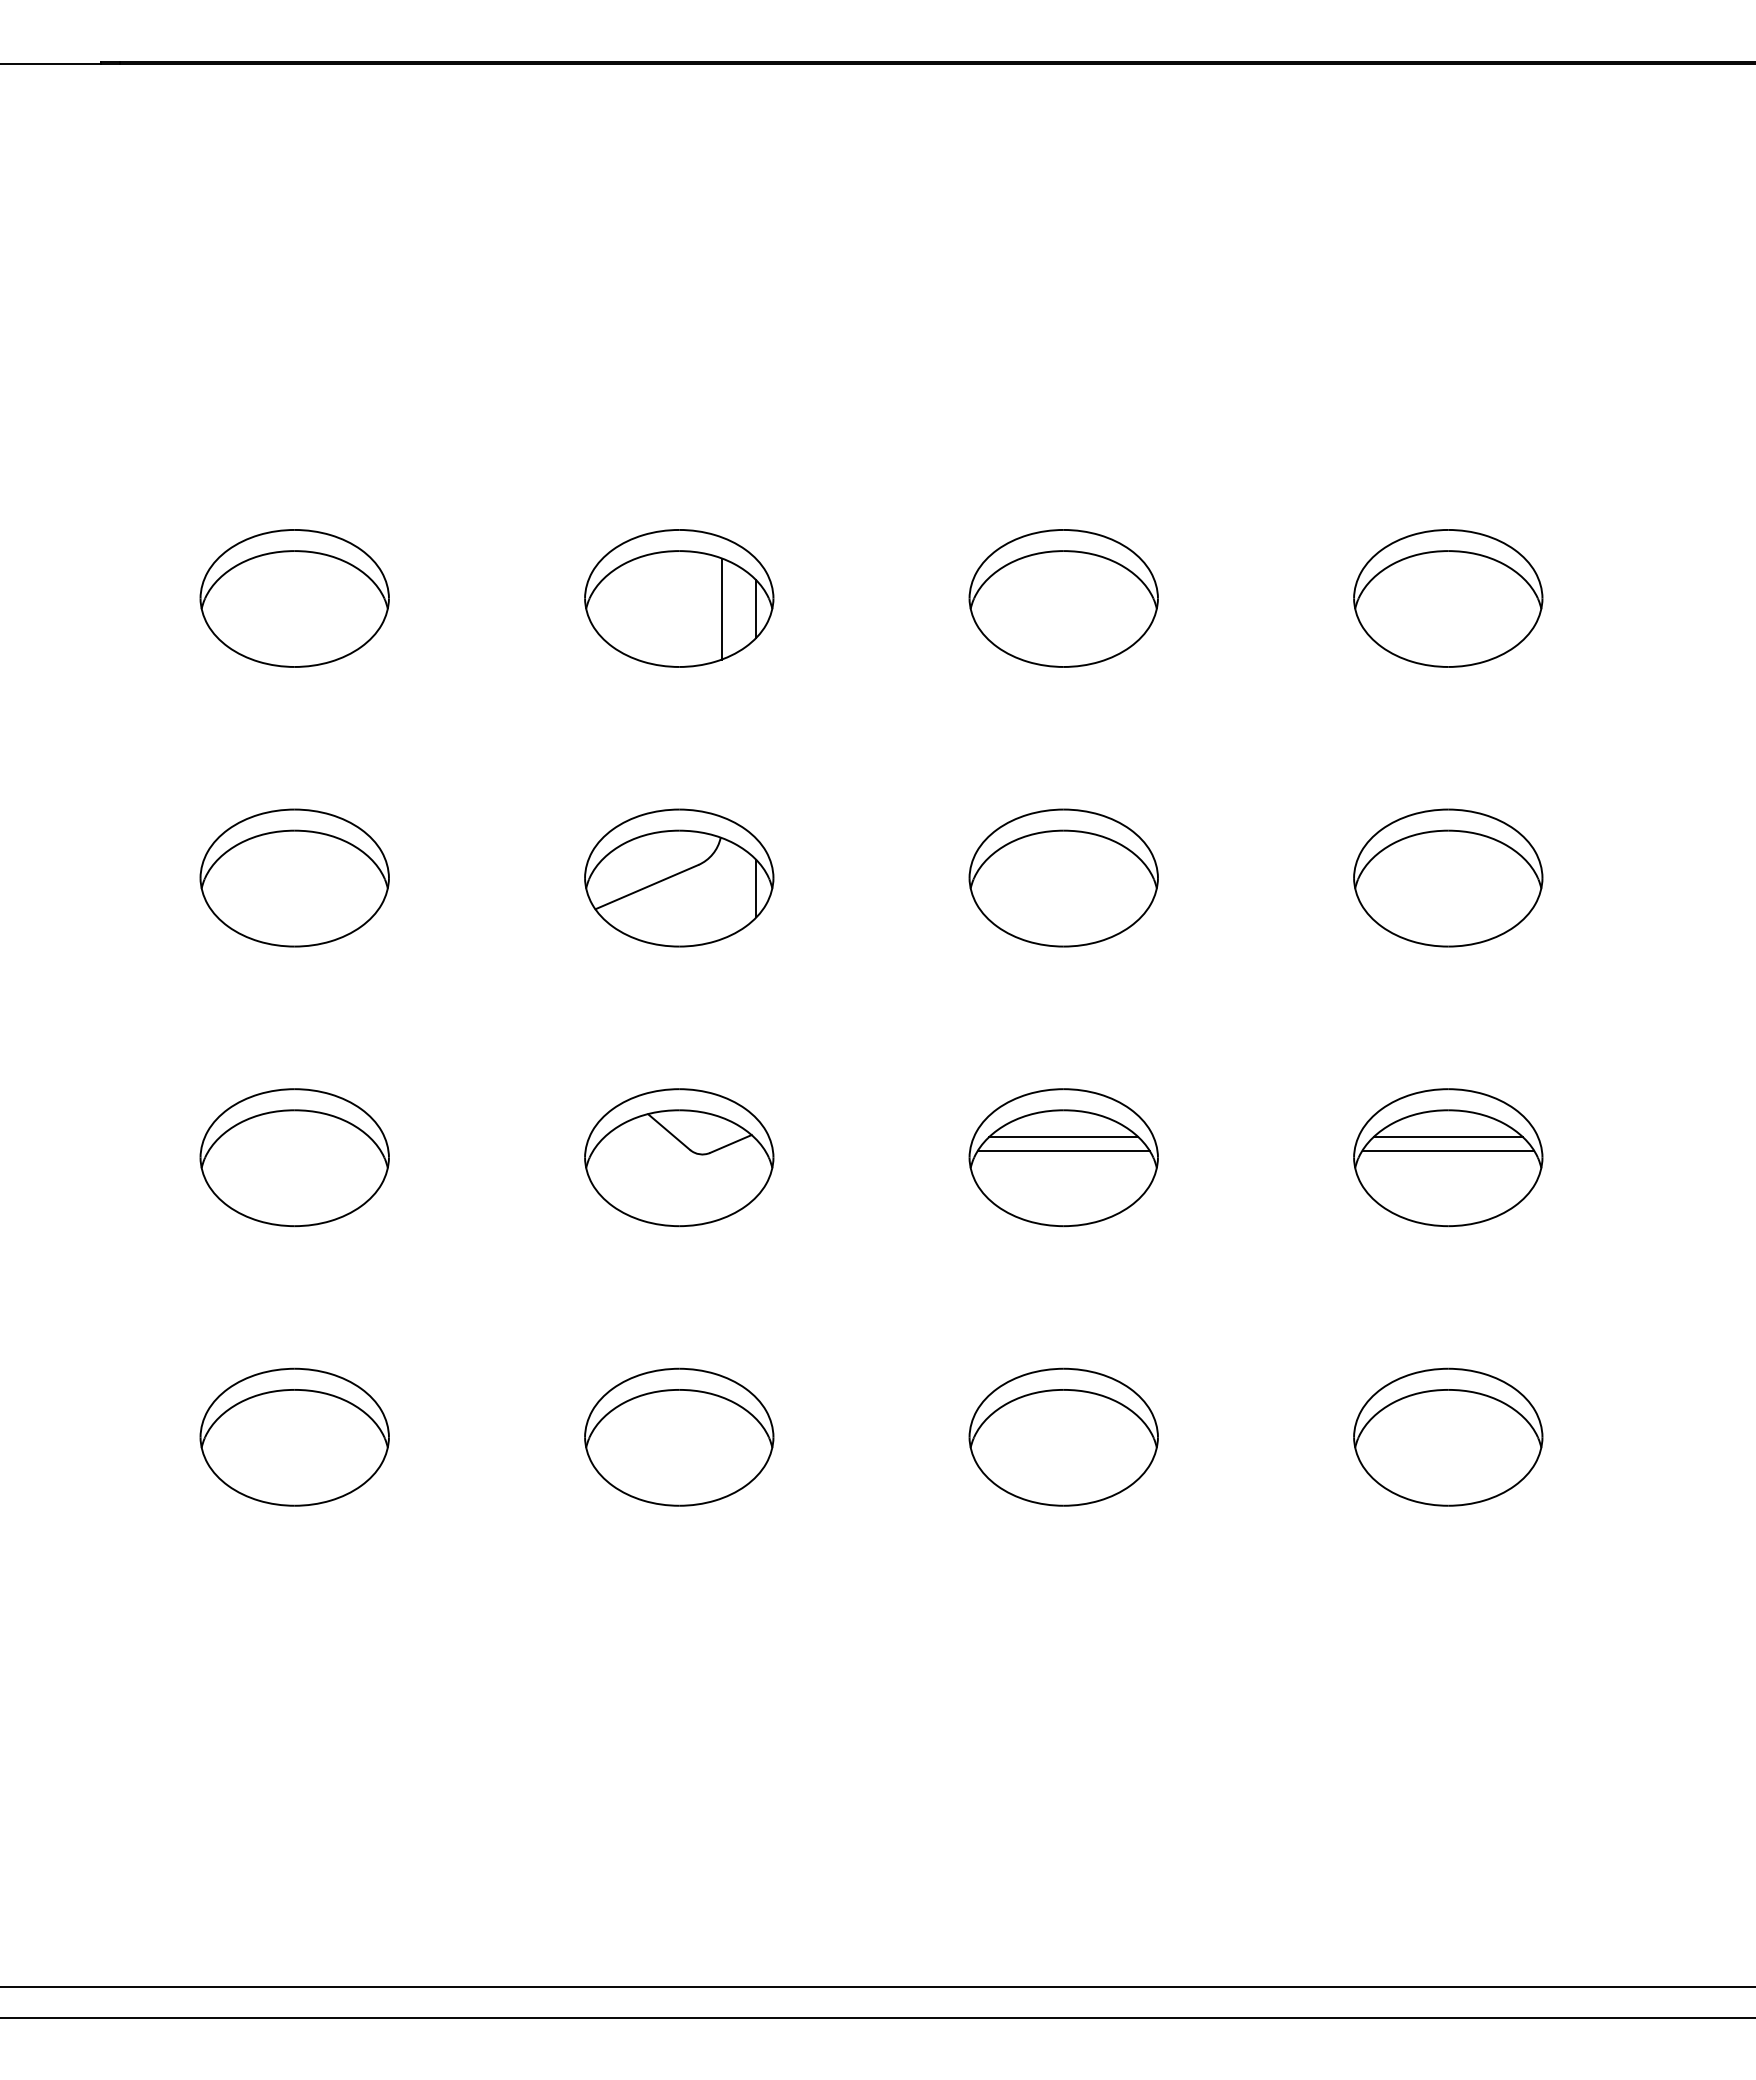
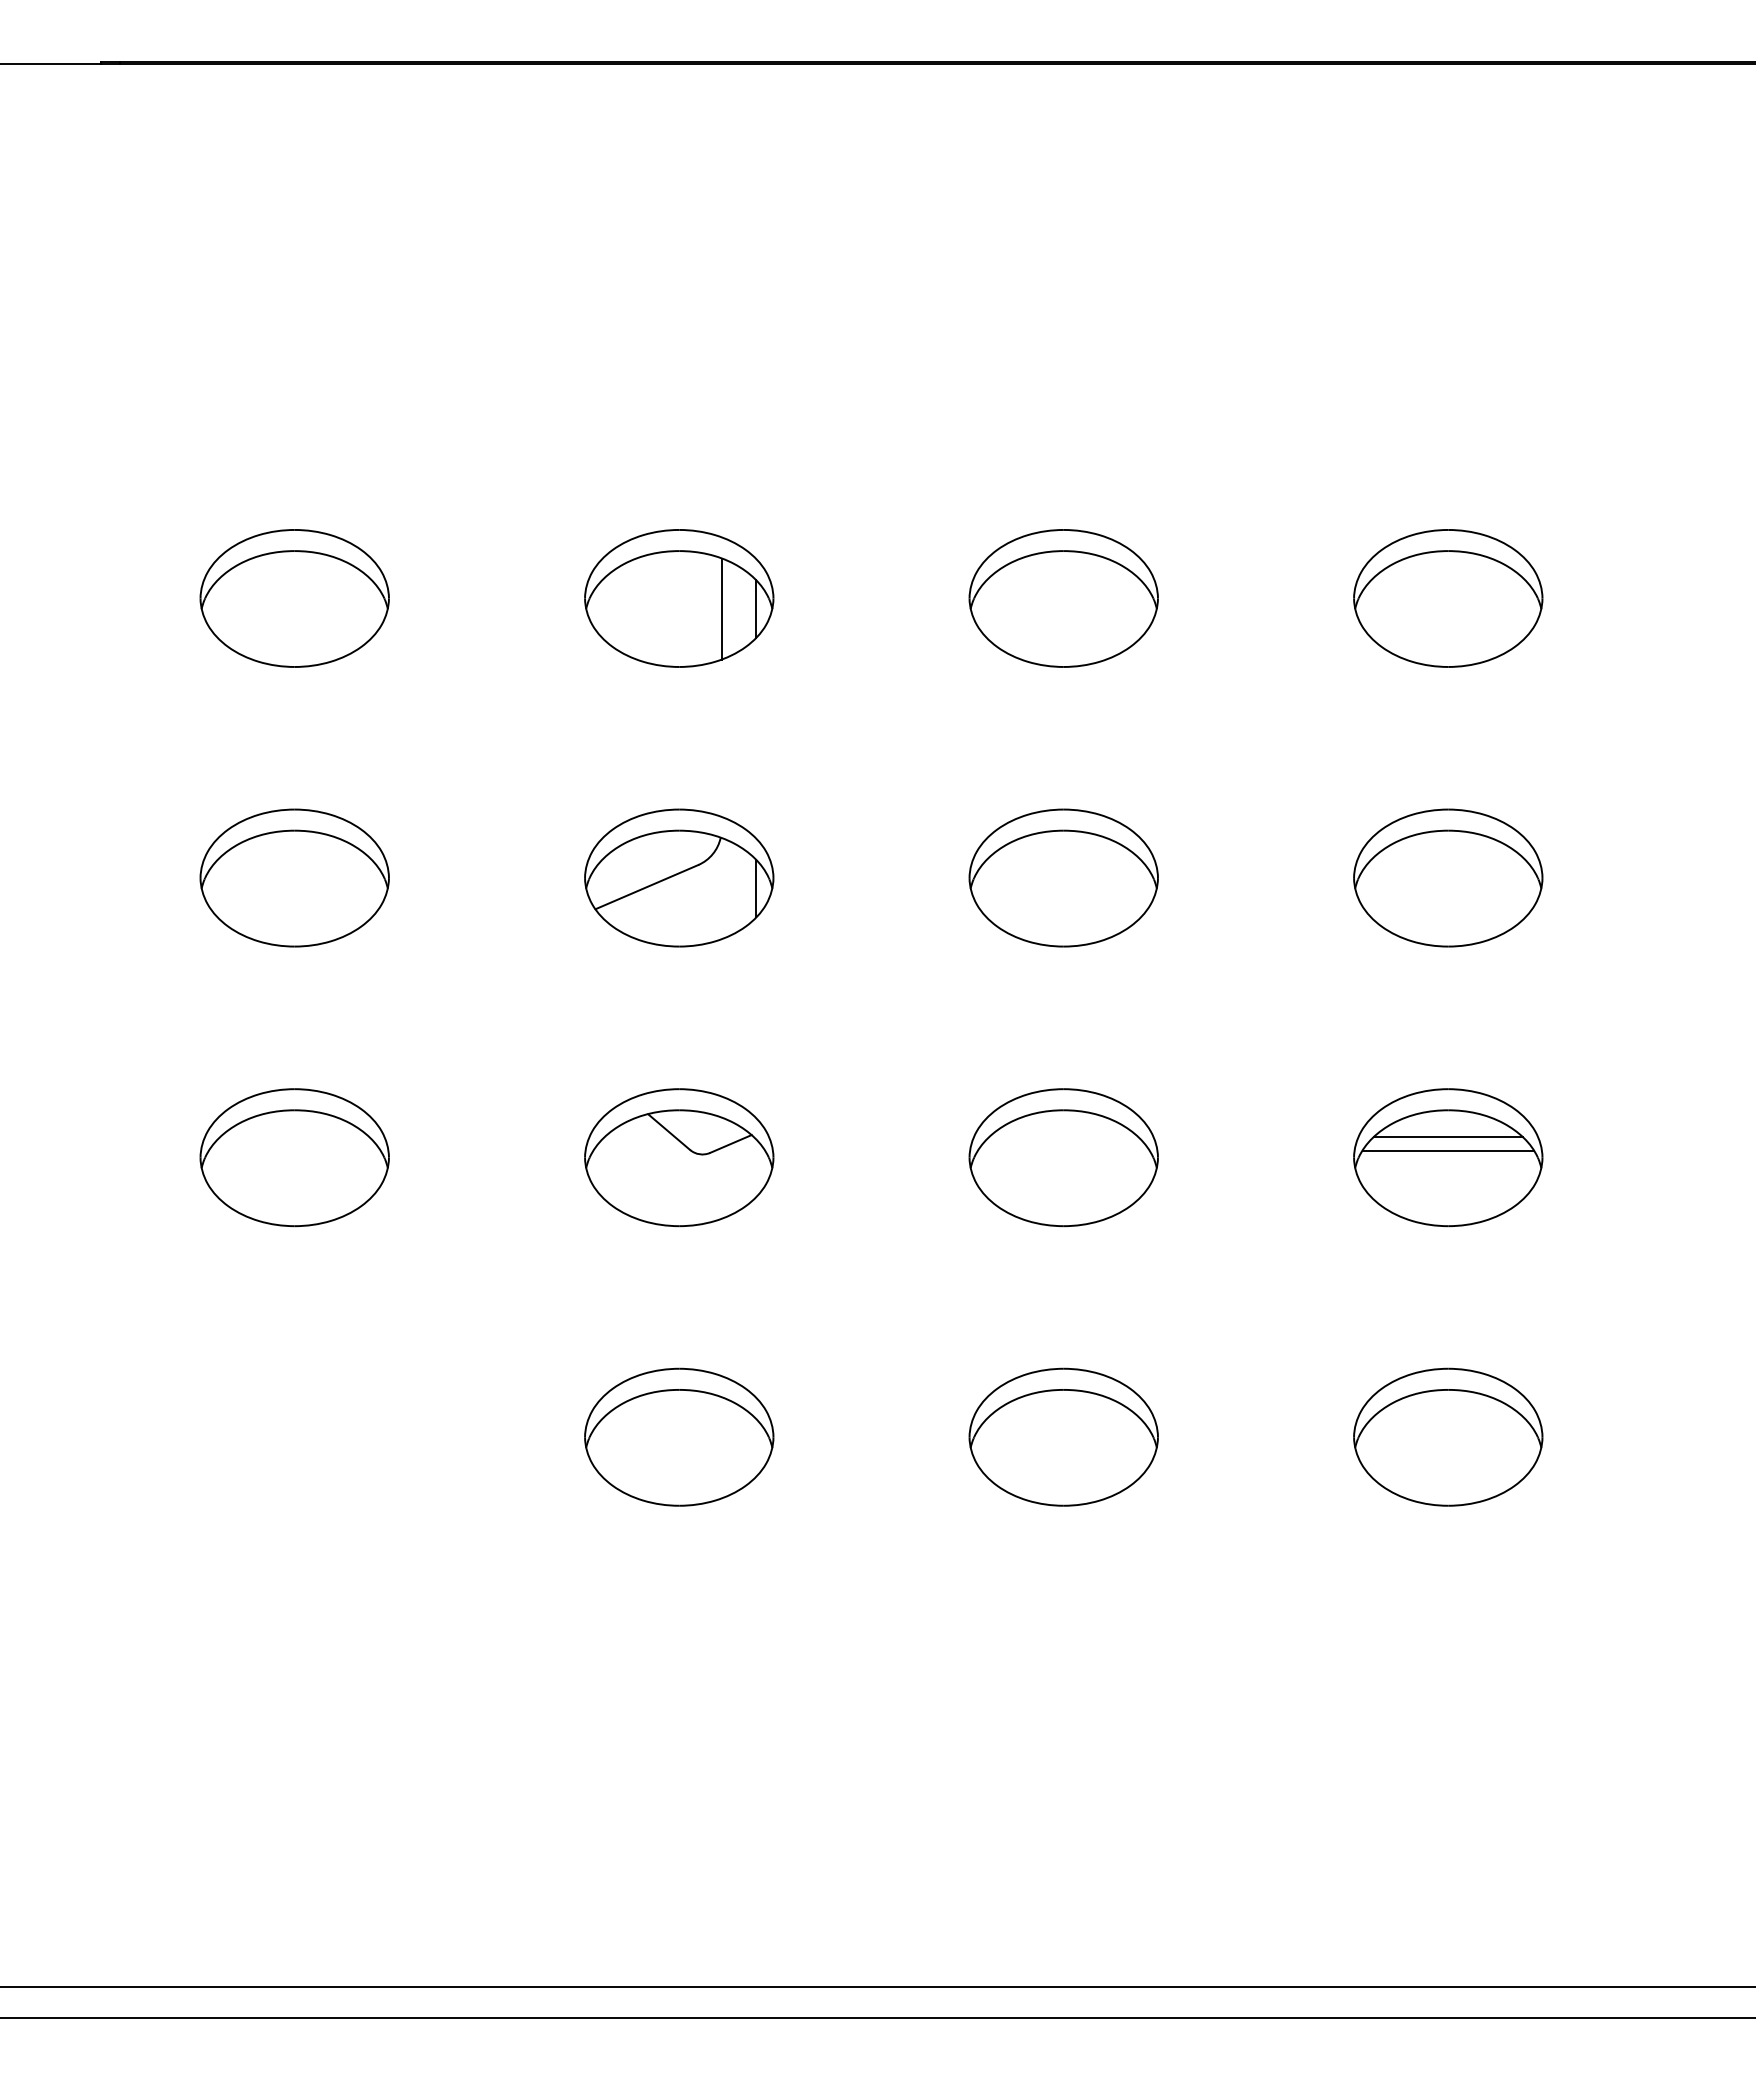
line: present -> none (1063, 1137)
line: present -> none (1063, 1150)
part: present -> none (294, 1436)
